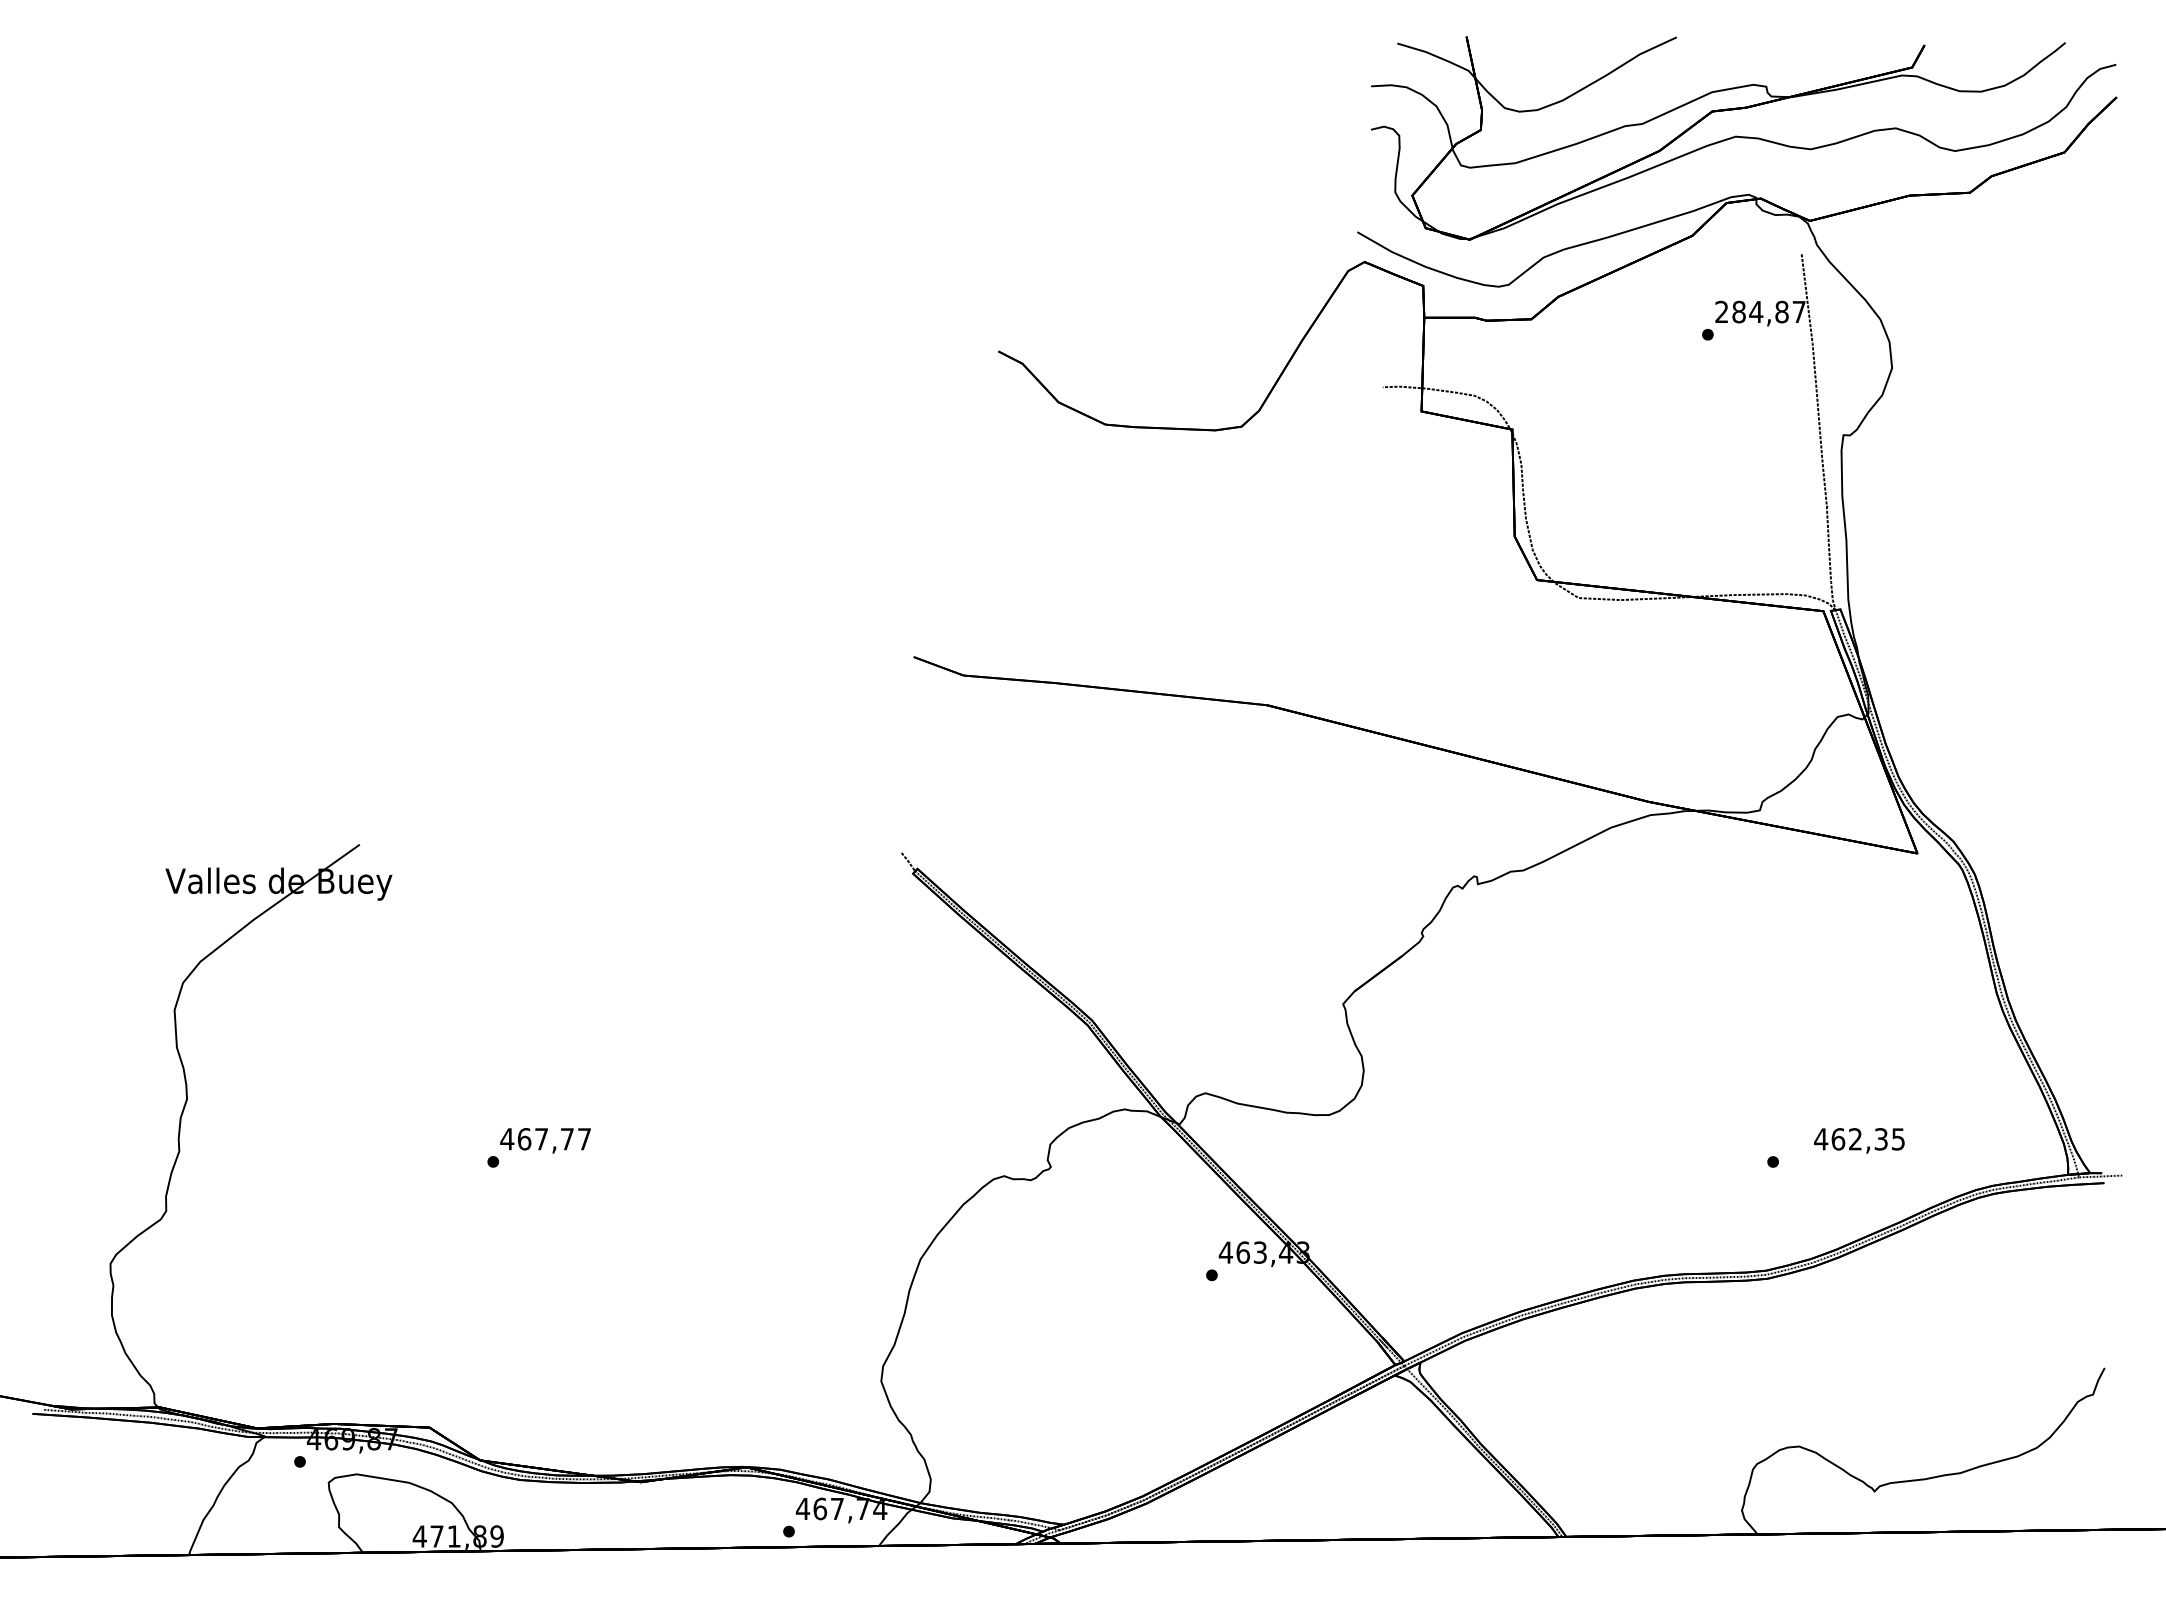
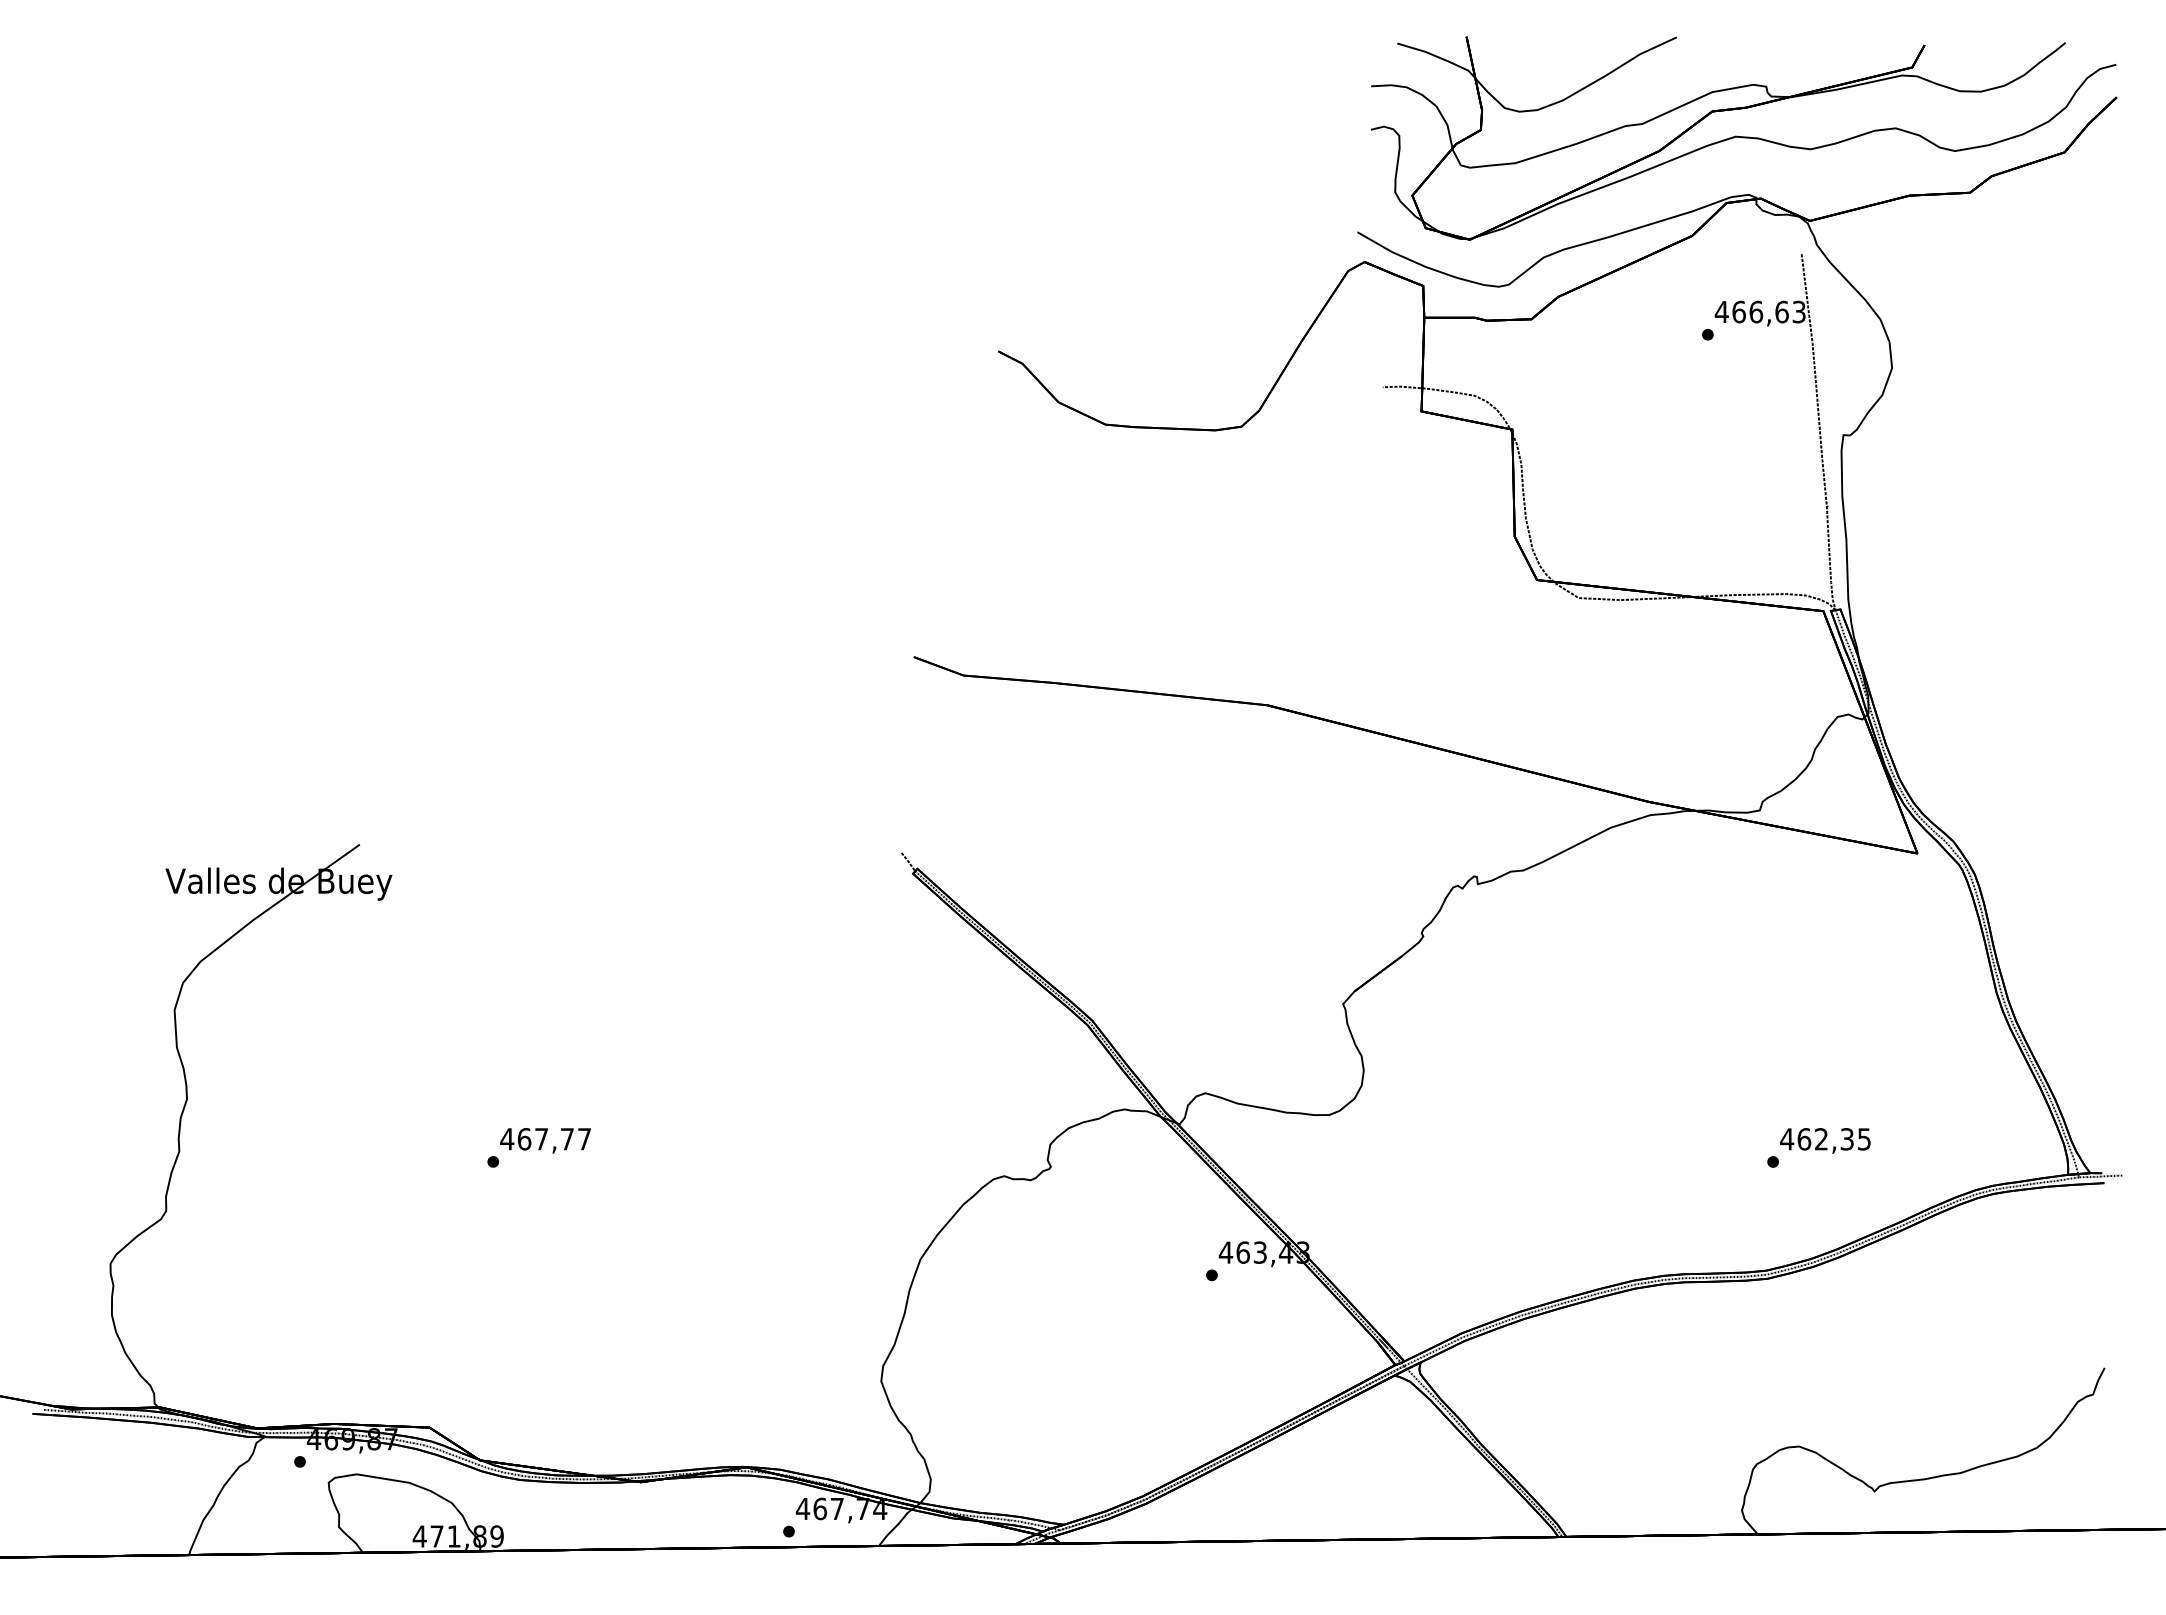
text: 284,87 -> 466,63 (1759, 311)
text position: (1859, 1140) -> (1825, 1140) (1825, 1140)
